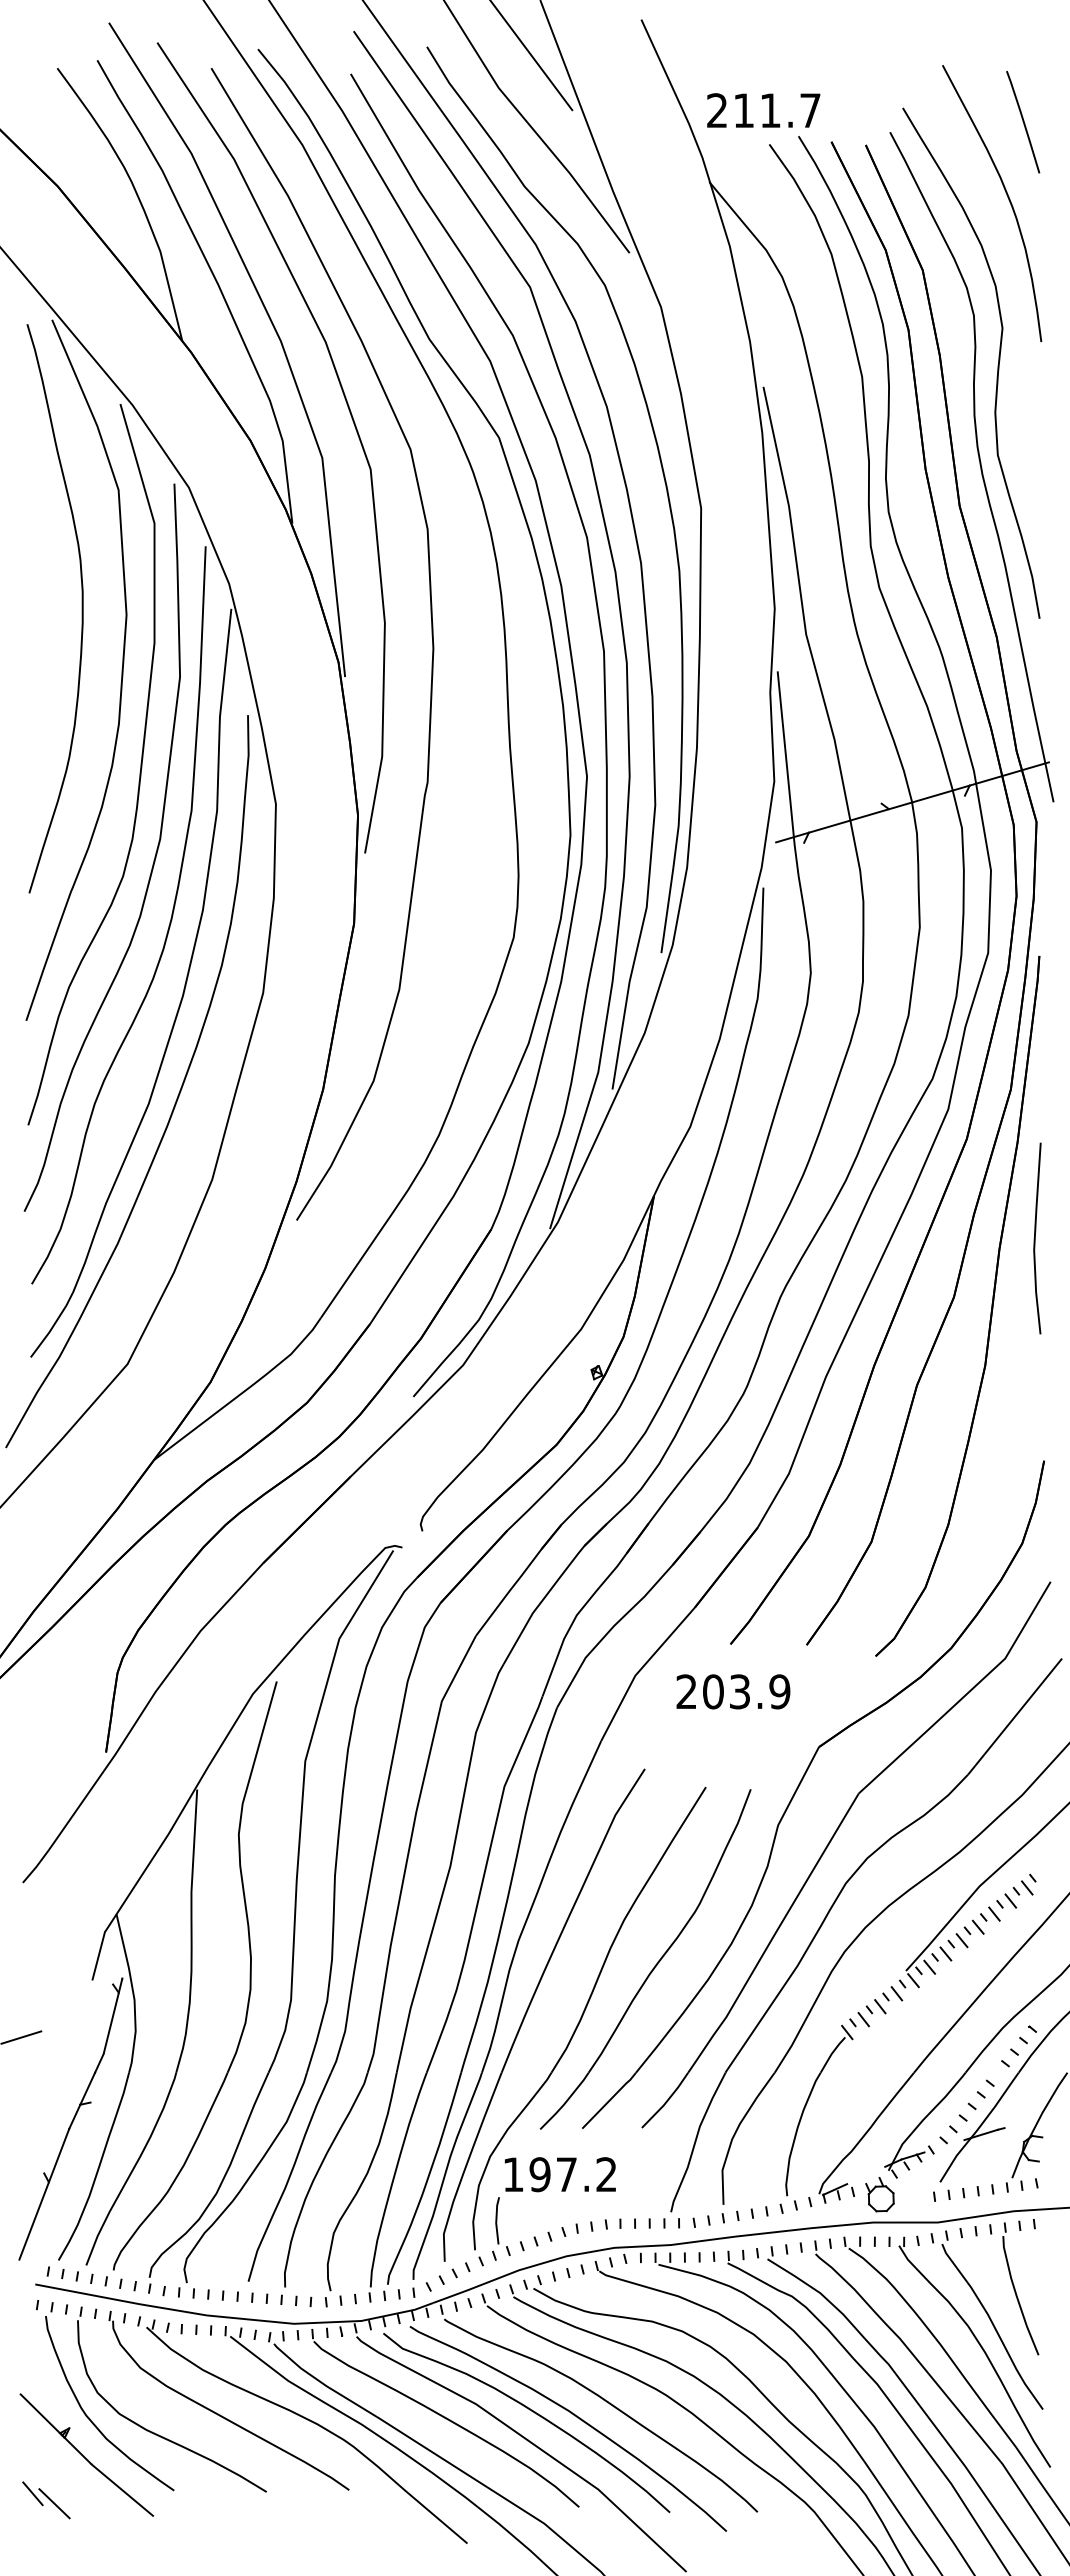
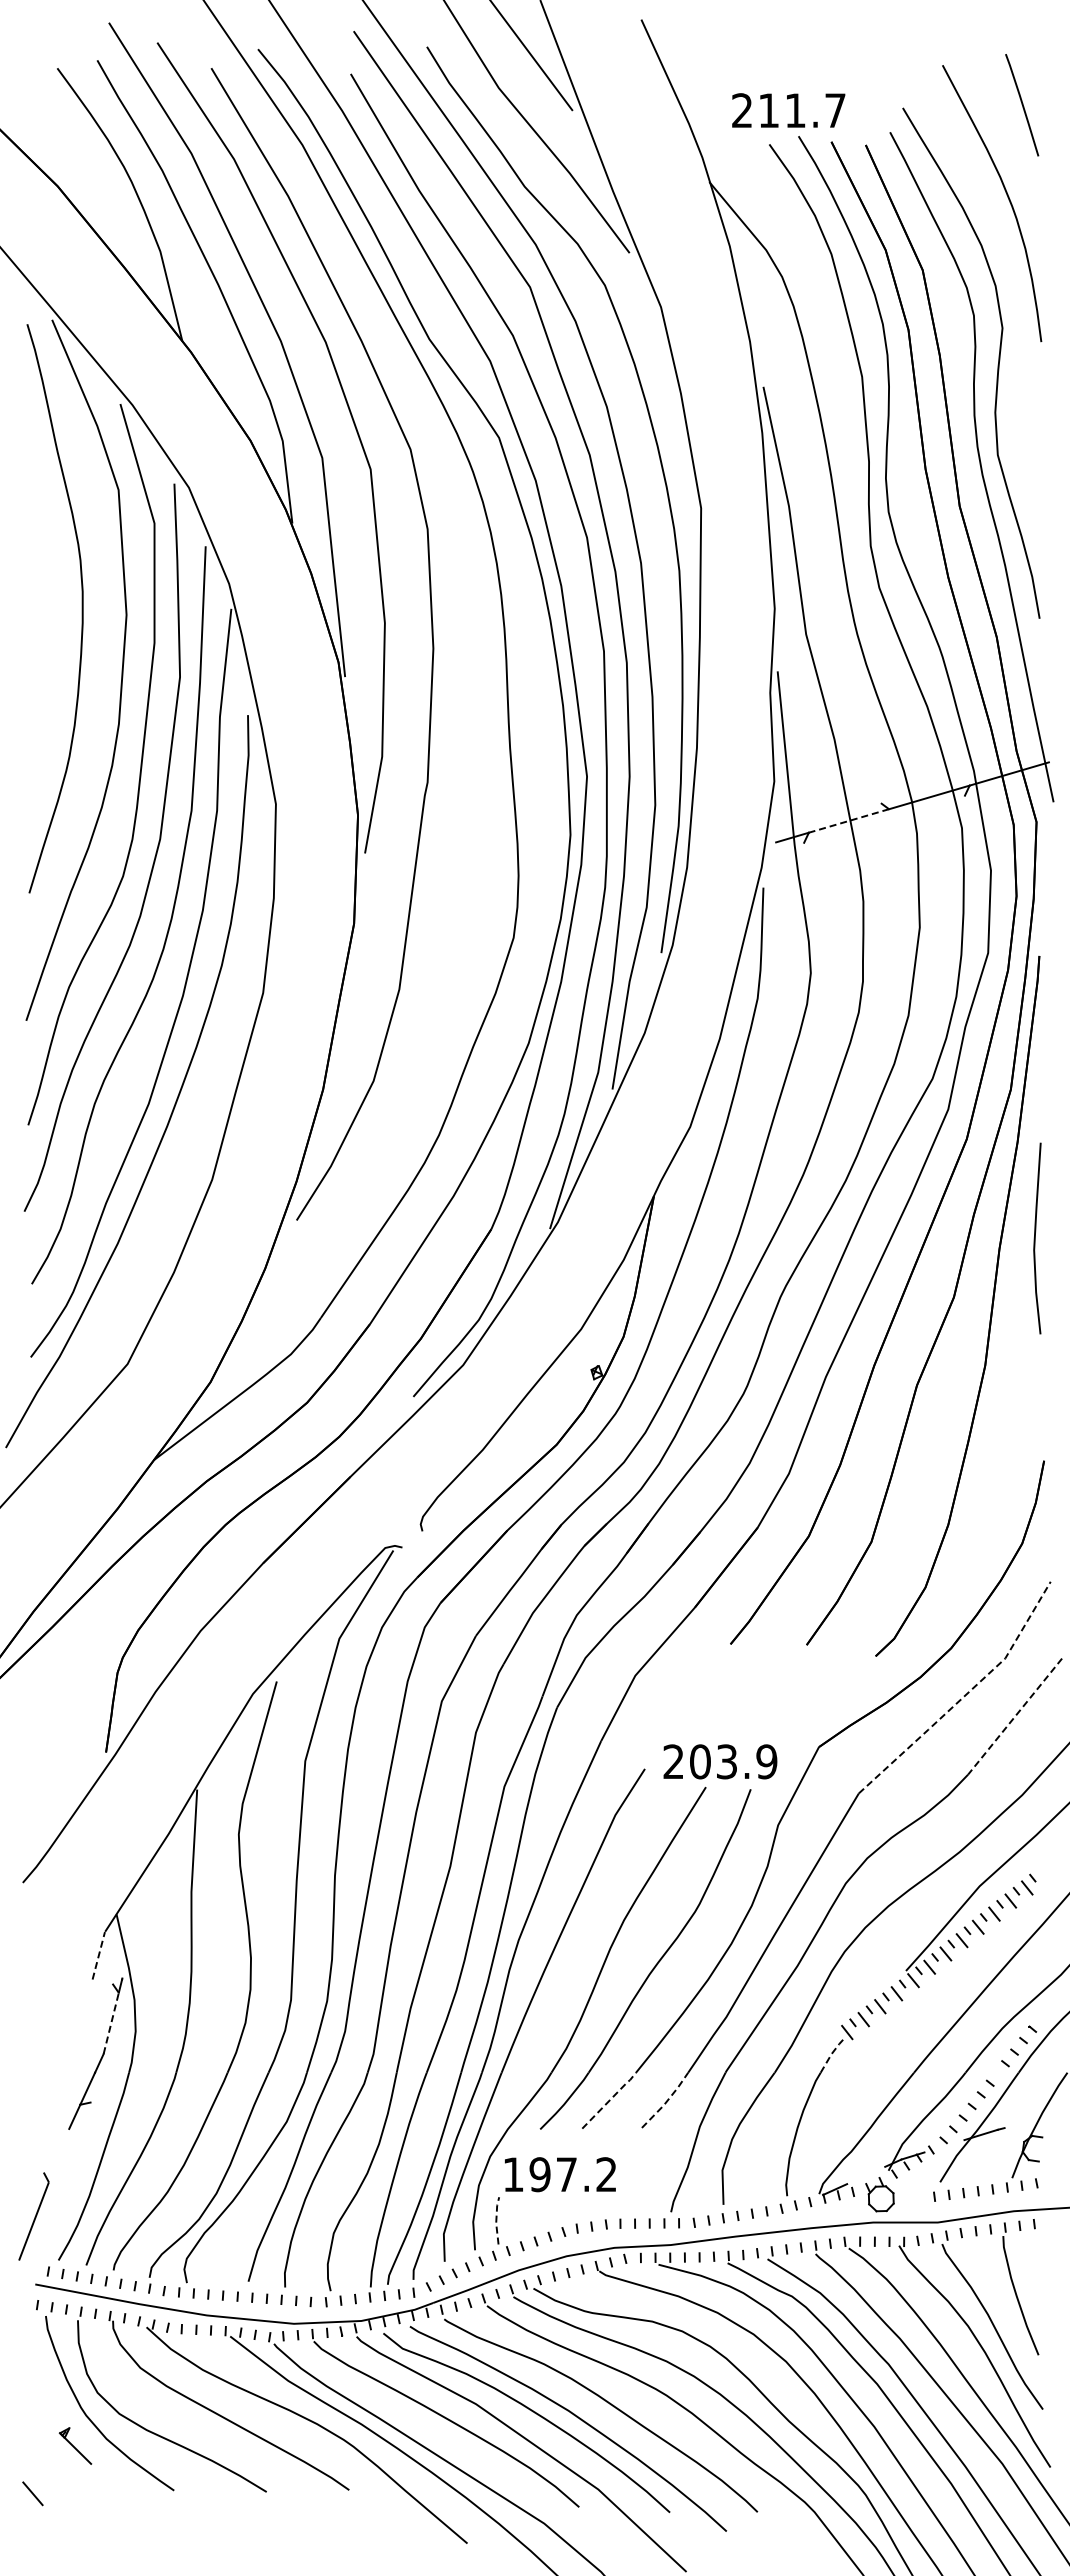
text position: (763, 110) -> (788, 110) (788, 110)
line position: (1023, 122) -> (1022, 105) (1022, 105)
line: solid -> dashed (849, 820)
text position: (733, 1691) -> (720, 1761) (720, 1761)
line: solid -> dashed (964, 1695)
line: solid -> dashed (1015, 1716)
line: solid -> dashed (98, 1955)
line: solid -> dashed (111, 2022)
line: present -> none (21, 2037)
line: solid -> dashed (832, 2053)
line: solid -> dashed (610, 2099)
line: solid -> dashed (666, 2101)
line: present -> none (58, 2155)
line: solid -> dashed (496, 2220)
line: present -> none (39, 2413)
line: present -> none (122, 2489)
line: present -> none (54, 2503)
